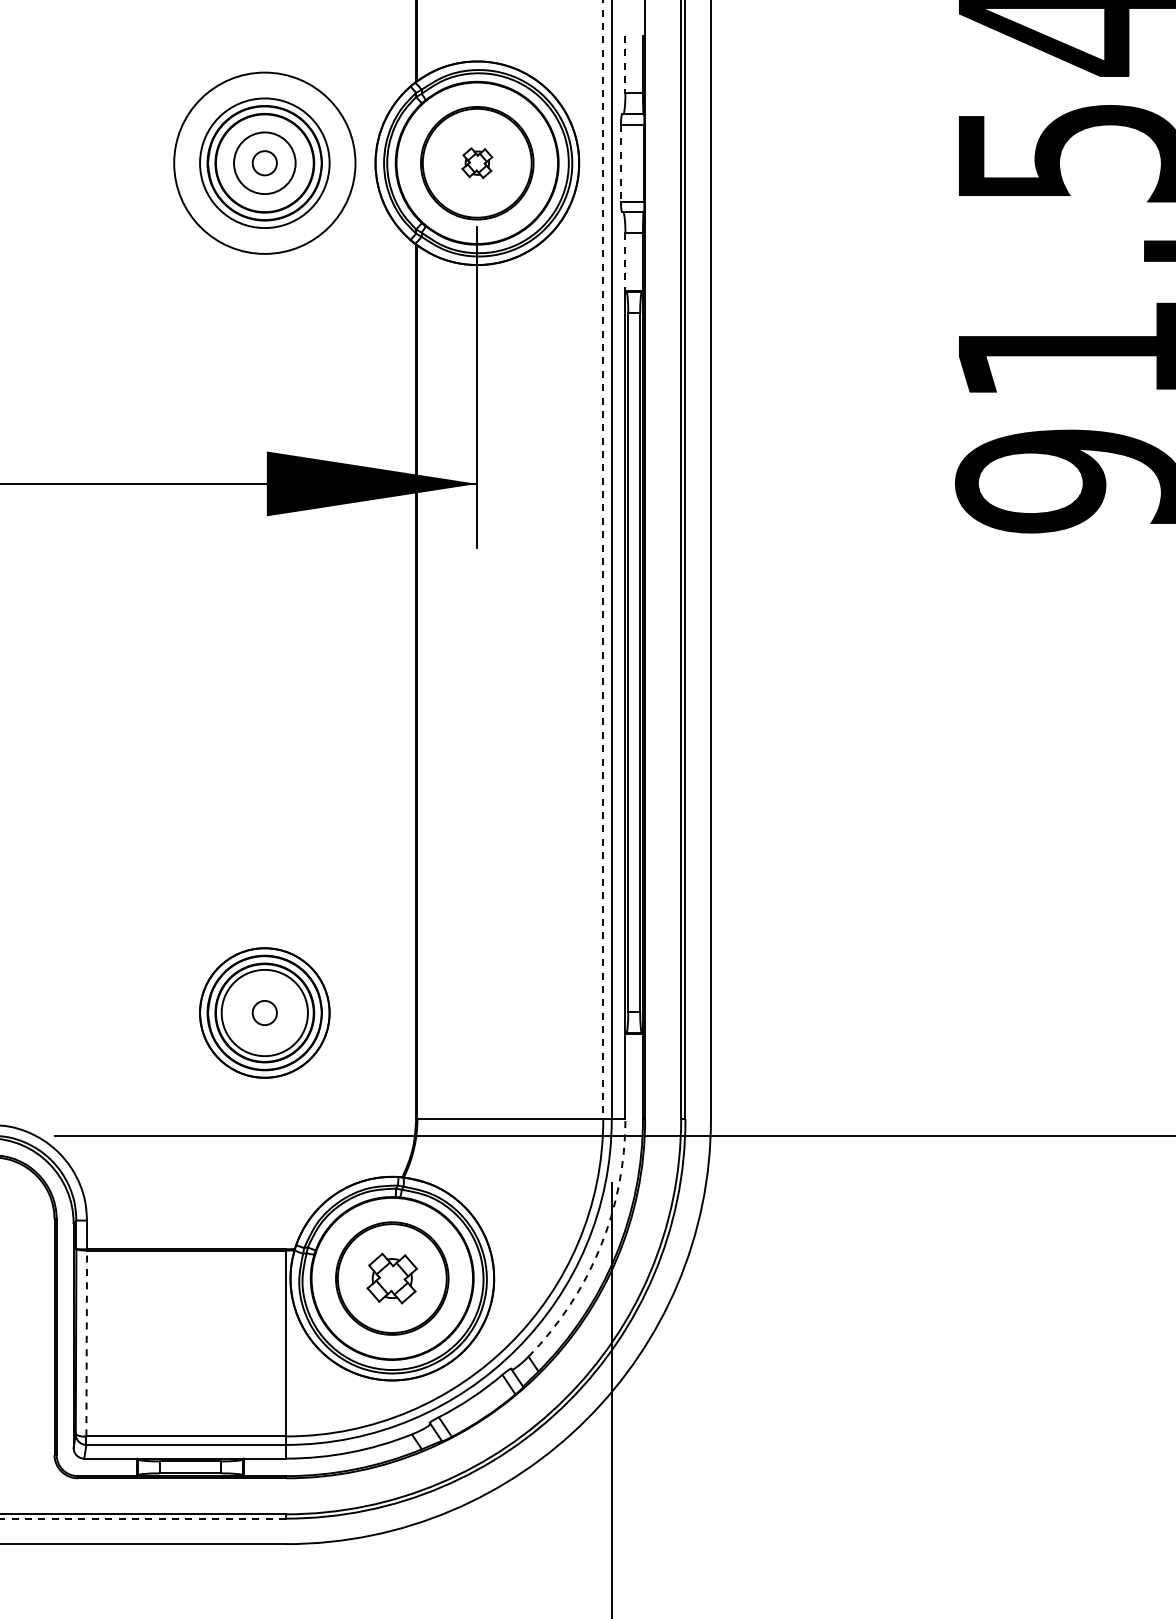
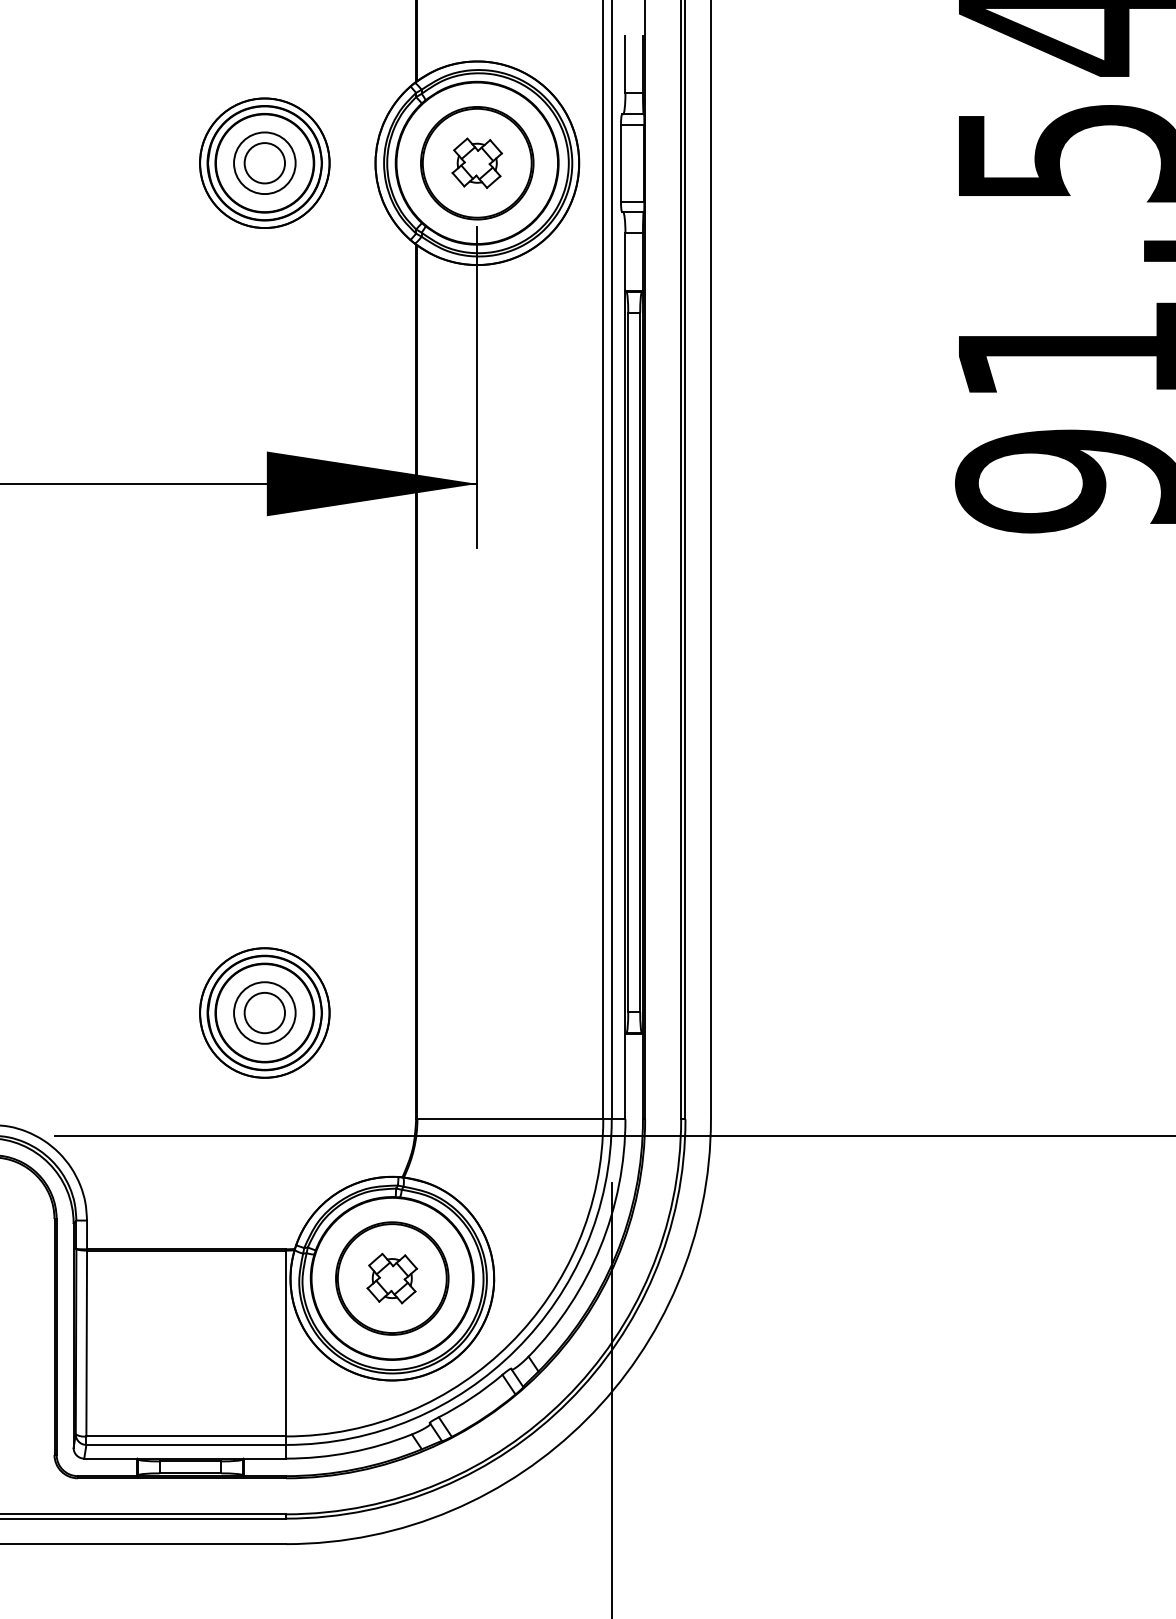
line: dashed -> solid (625, 64)
circle diameter: 181 px -> 130 px (264, 163)
circle diameter: 24 px -> 40 px (264, 163)
part size: 33x33 px -> 53x52 px (477, 162)
line: dashed -> solid (620, 163)
line: dashed -> solid (625, 262)
line: dashed -> solid (603, 560)
circle diameter: 24 px -> 40 px (264, 1012)
circle diameter: 86 px -> 62 px (264, 1012)
arc: dashed -> solid (600, 1247)
line: dashed -> solid (86, 1343)
line: dashed -> solid (143, 1518)
